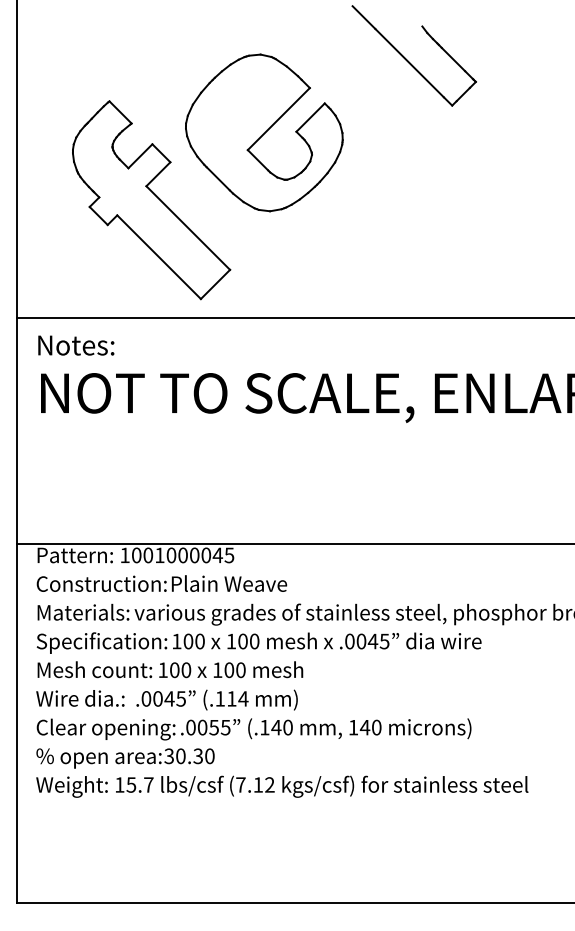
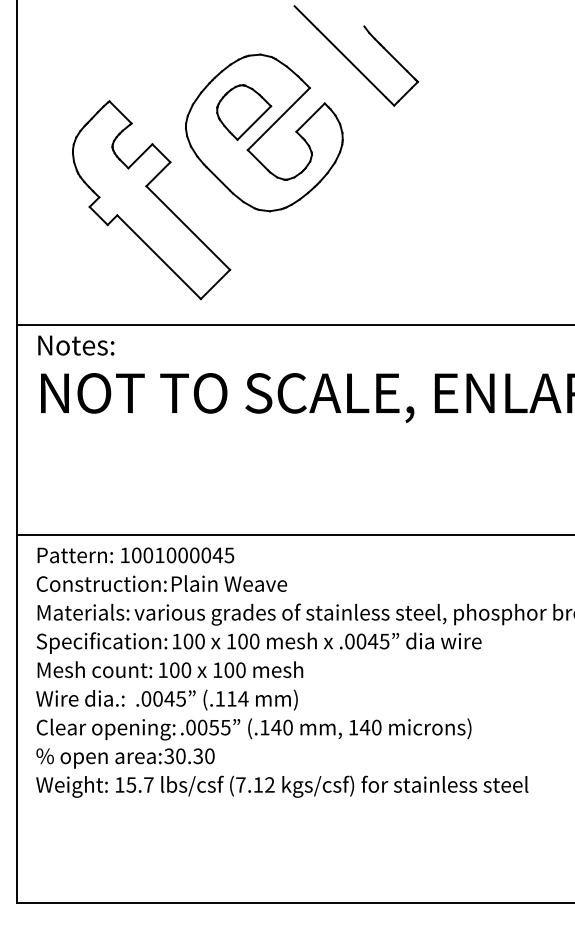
part position: (408, 60) -> (350, 60) (350, 60)
part: none -> present (244, 112)
line position: (294, 318) -> (294, 325) (294, 325)
line position: (294, 544) -> (294, 535) (294, 535)
